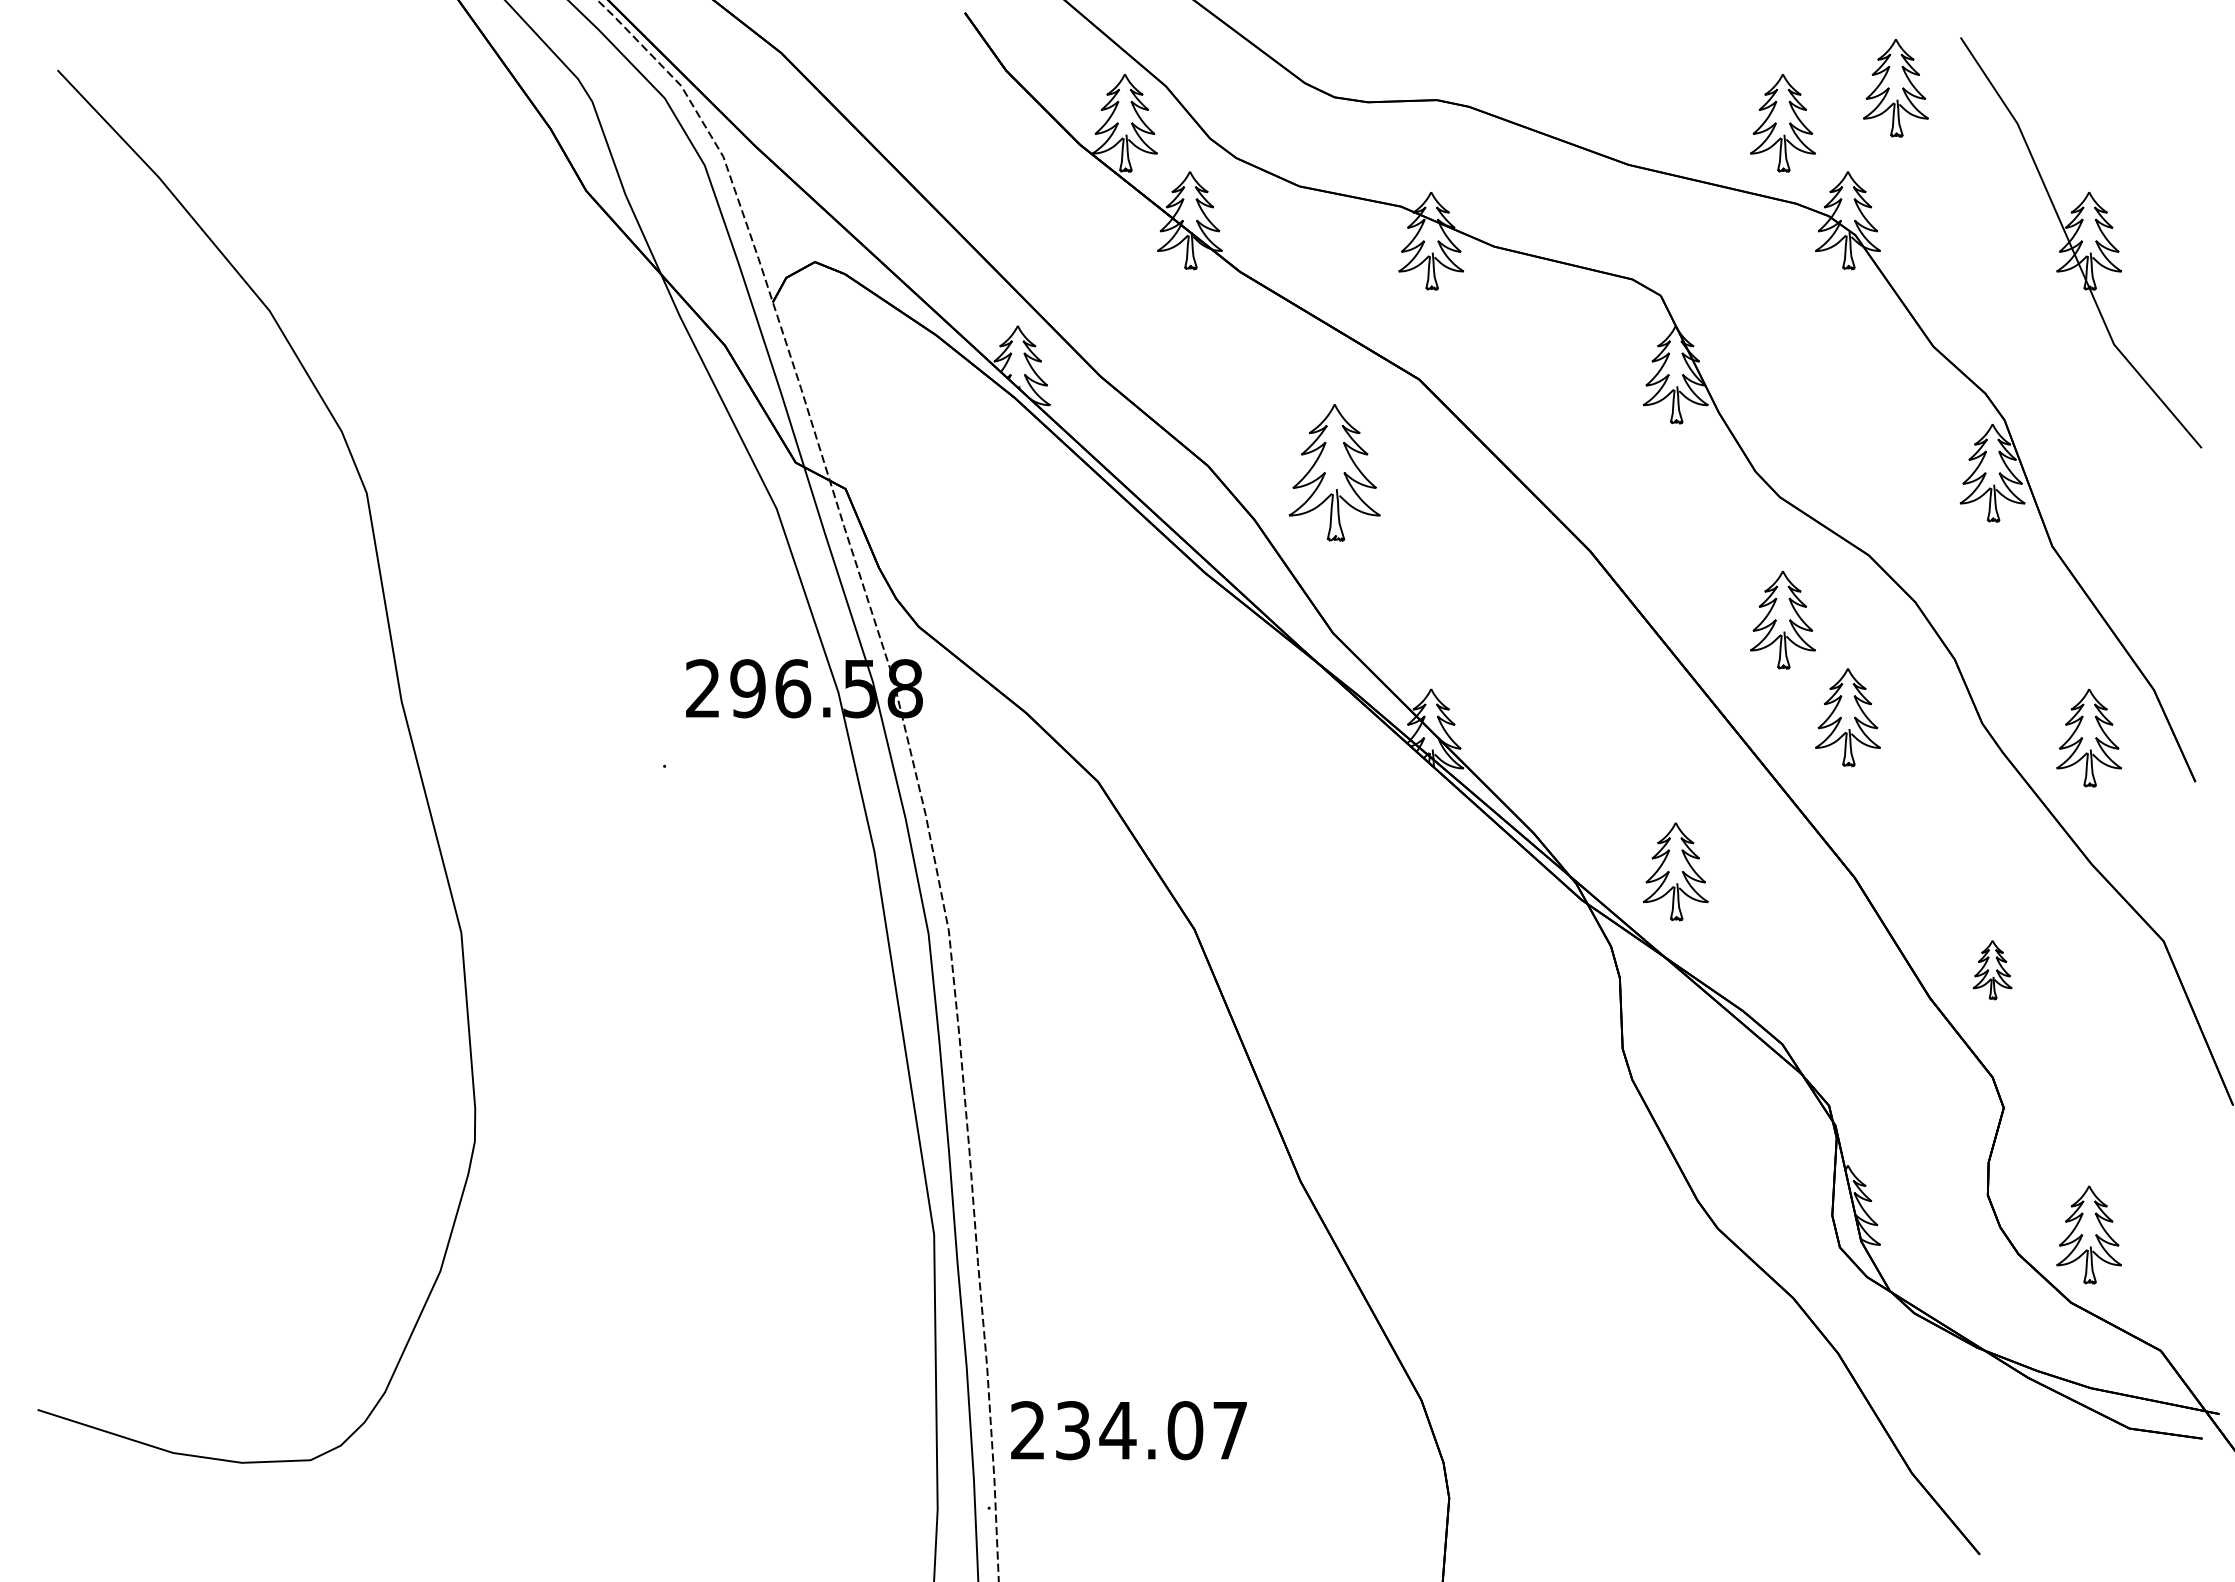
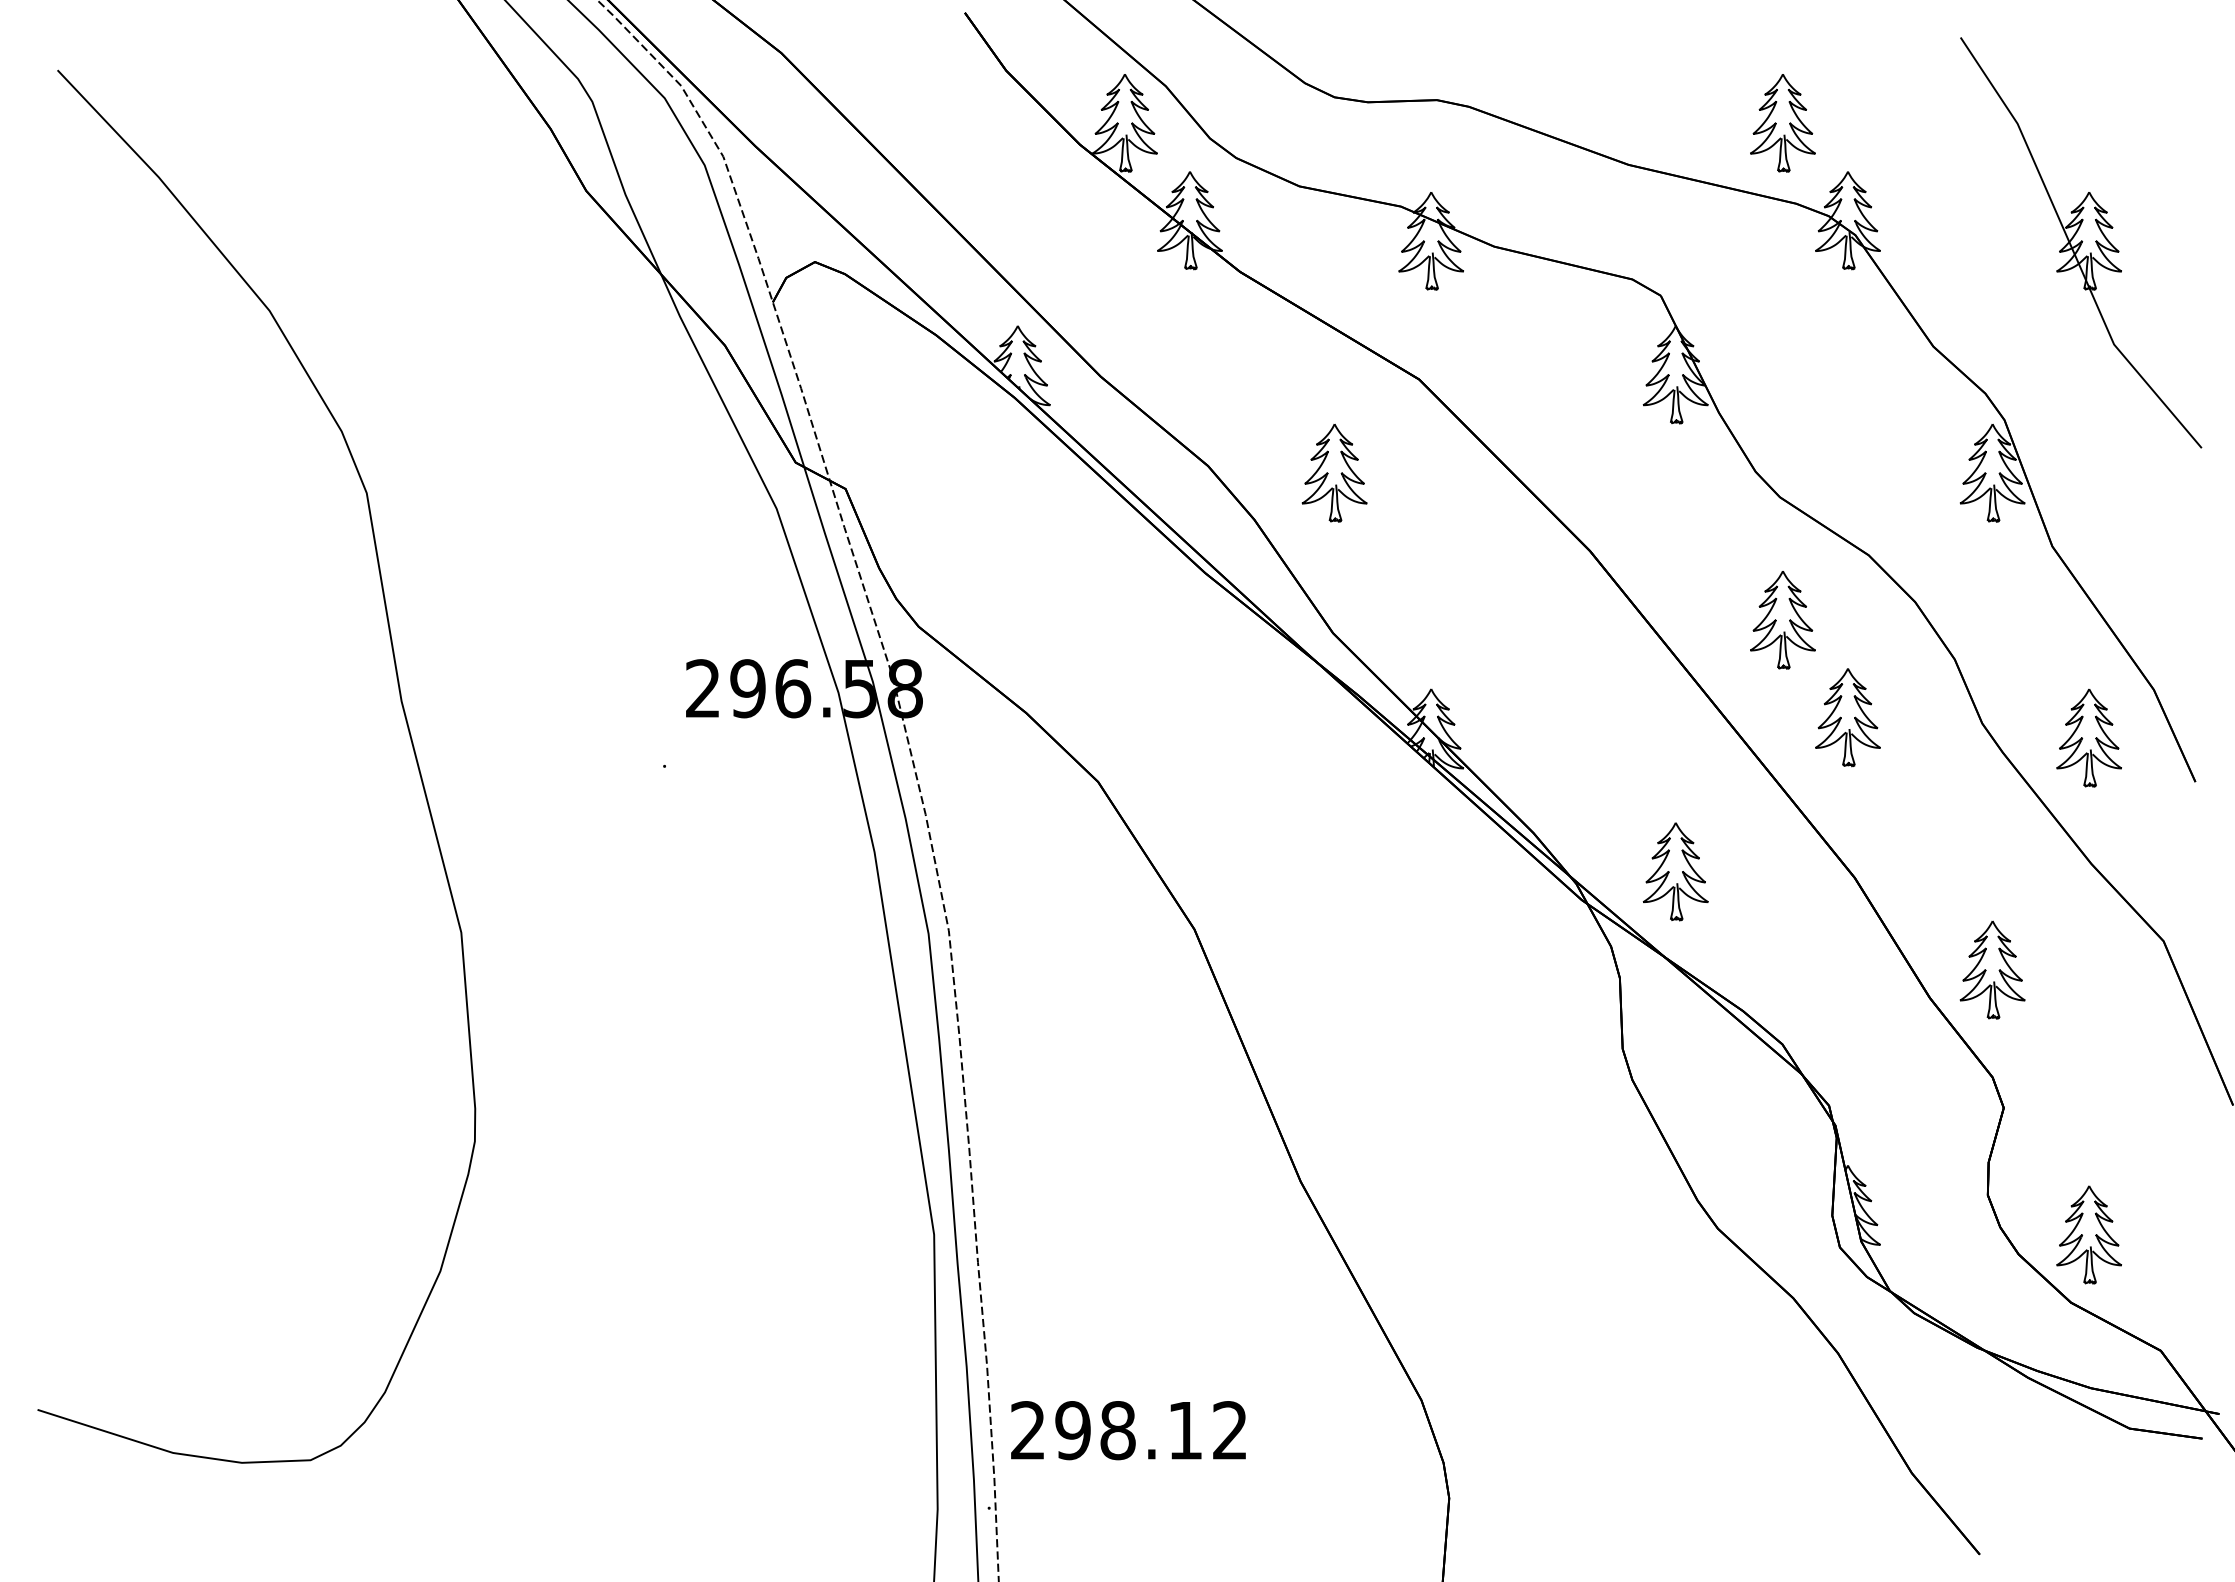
part: present -> none (1895, 88)
part size: 92x138 px -> 67x99 px (1334, 473)
part size: 41x61 px -> 67x100 px (1992, 969)
text: 234.07 -> 298.12 (1150, 1430)
